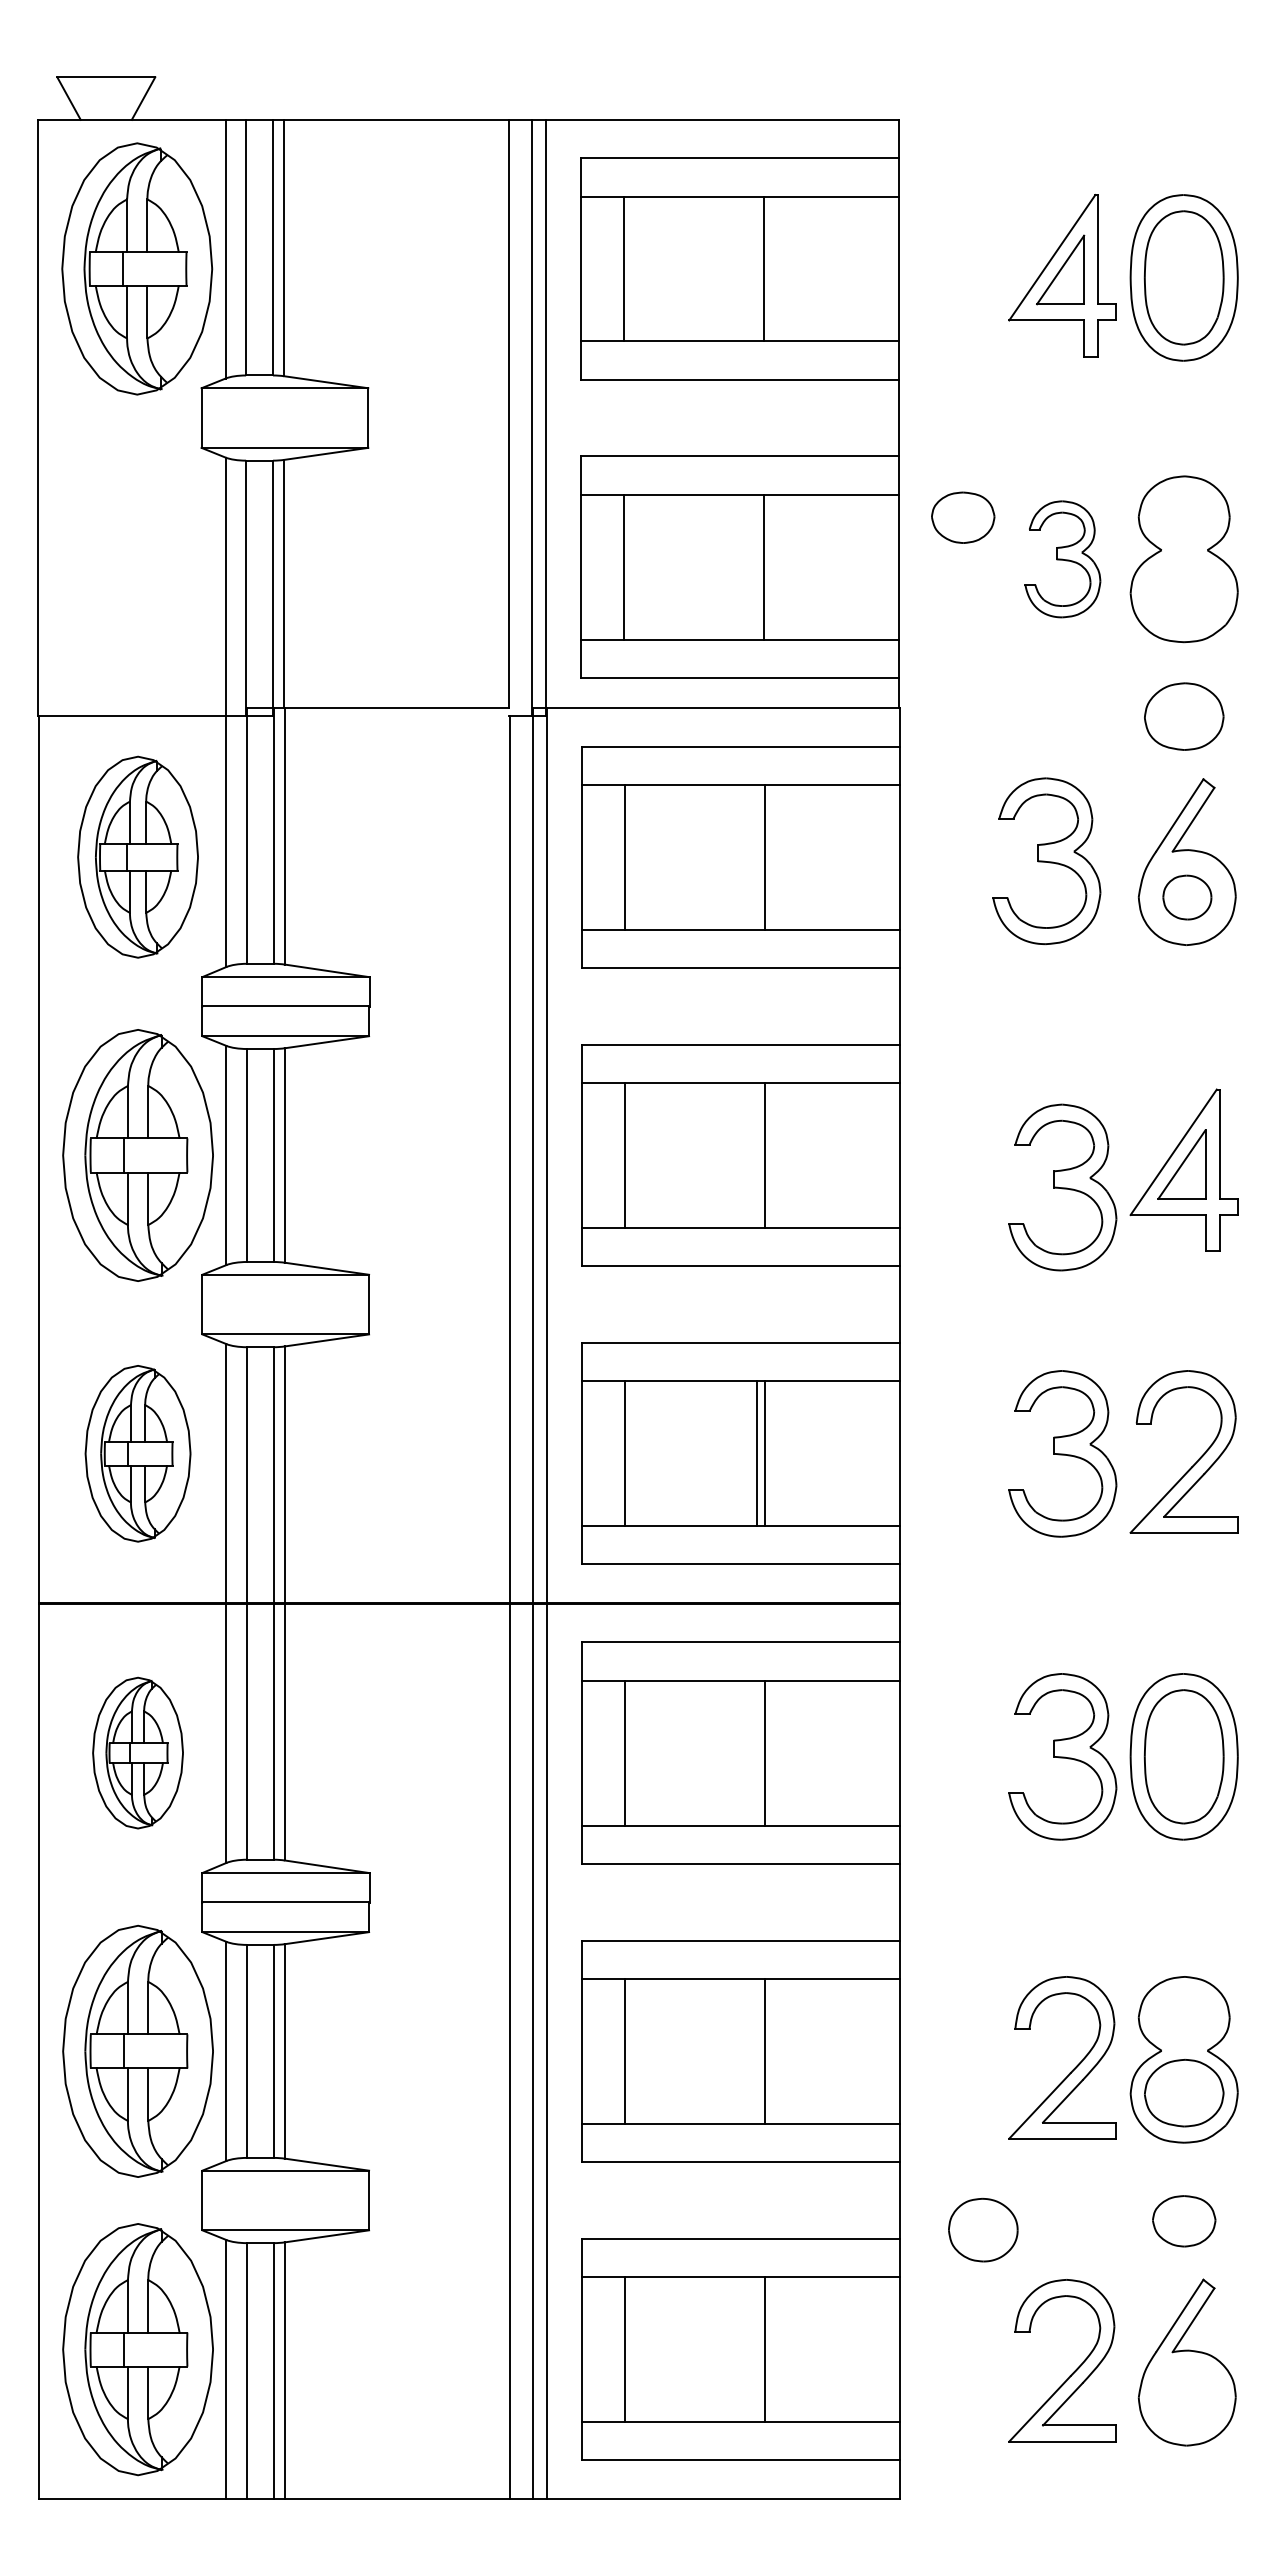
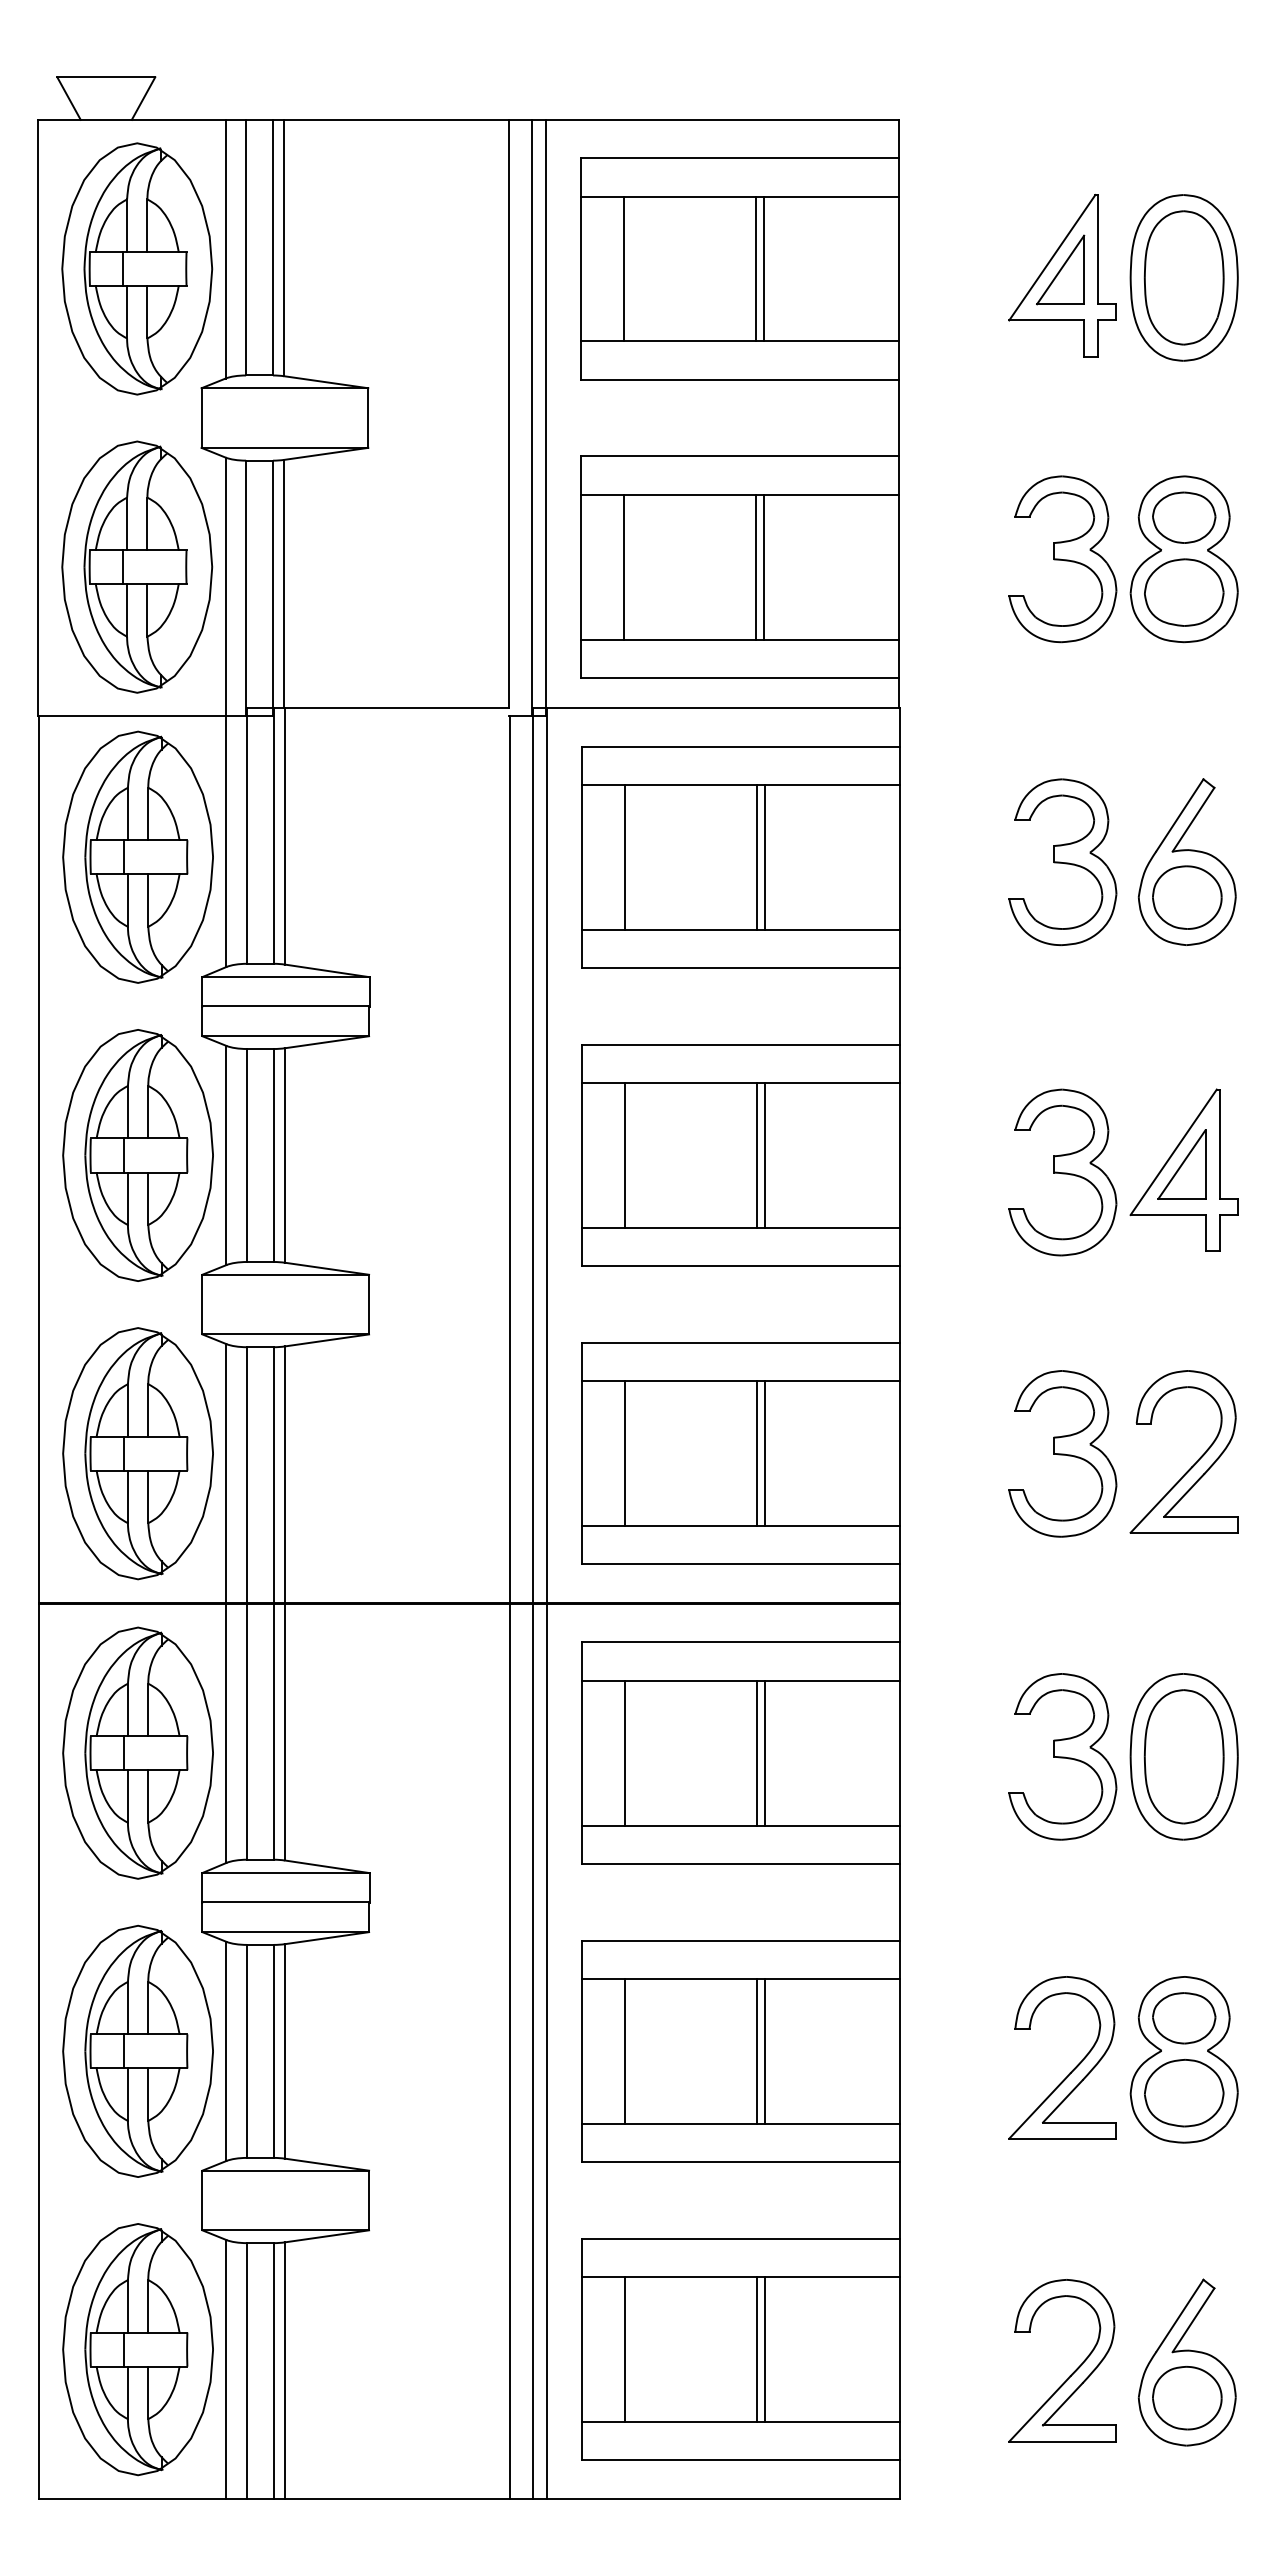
line: none -> present (755, 268)
part position: (963, 517) -> (1184, 517) (1184, 517)
part size: 78x119 px -> 110x169 px (1062, 559)
part: none -> present (137, 566)
line: none -> present (755, 566)
part position: (1184, 716) -> (1184, 592) (1184, 592)
part size: 122x204 px -> 152x254 px (137, 856)
line: none -> present (756, 856)
part position: (1046, 861) -> (1062, 862) (1062, 862)
part size: 51x47 px -> 71x65 px (1187, 897)
line: none -> present (756, 1155)
part position: (1062, 1187) -> (1062, 1172) (1062, 1172)
part size: 108x178 px -> 152x254 px (137, 1453)
part size: 92x154 px -> 152x254 px (137, 1752)
line: none -> present (756, 1752)
line: none -> present (756, 2051)
part position: (1184, 2221) -> (1184, 2018) (1184, 2018)
part position: (983, 2229) -> (1187, 2397) (1187, 2397)
line: none -> present (756, 2349)
